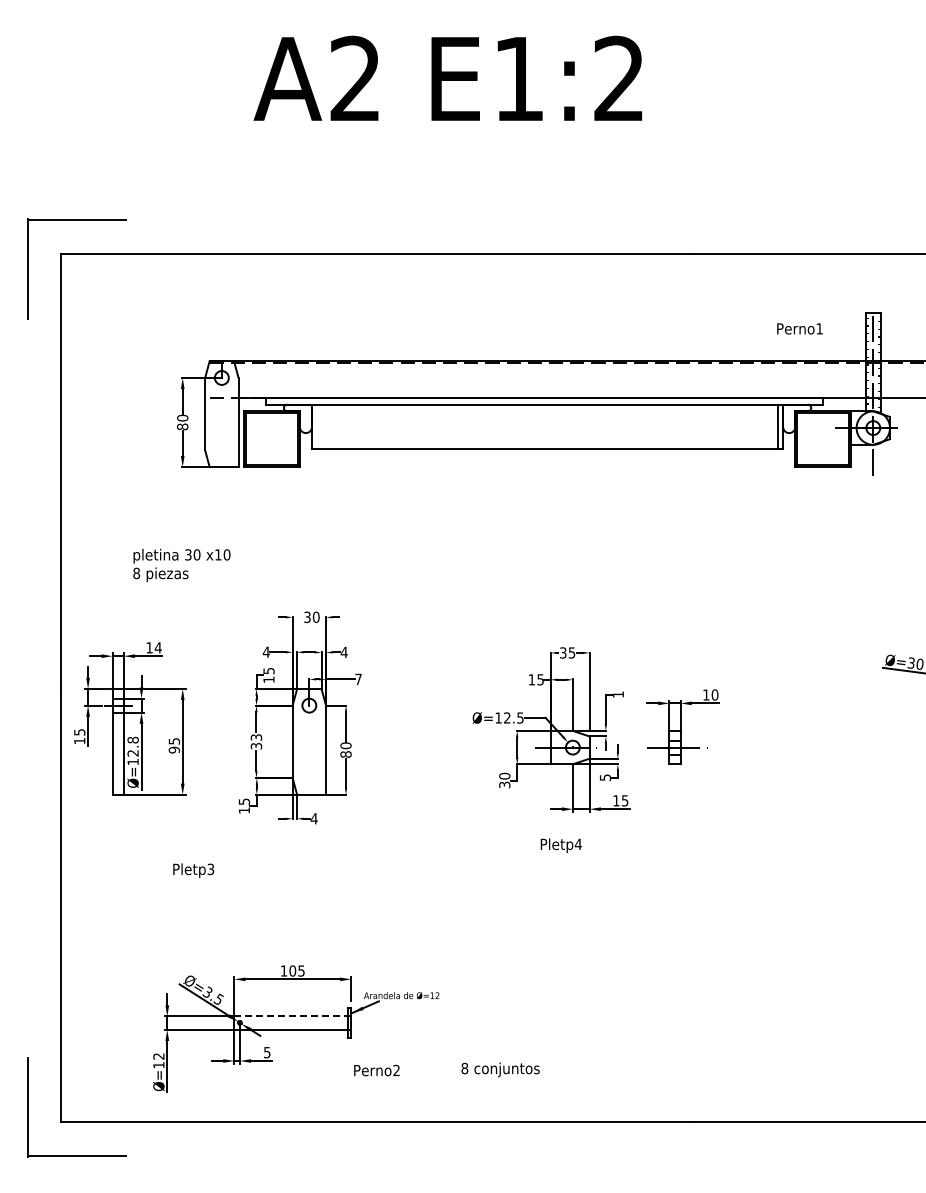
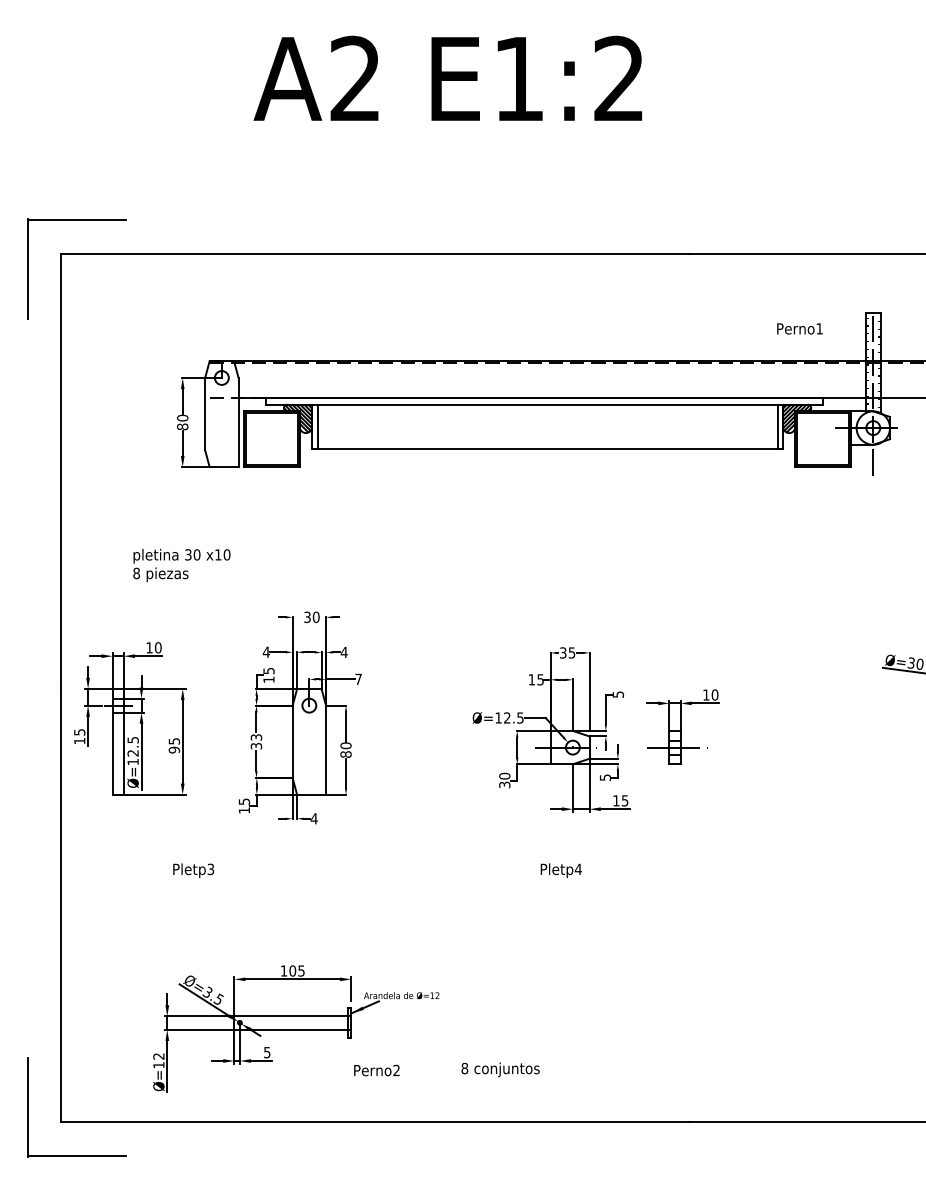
hatch: none -> present (297, 418)
hatch: none -> present (797, 418)
line: none -> present (317, 426)
text: 14 -> 10 (157, 647)
text: 1 -> 5 (618, 694)
text: Ø=12.8 -> Ø=12.5 (132, 739)
text position: (560, 845) -> (560, 870) (560, 870)
line: dashed -> solid (293, 1016)
